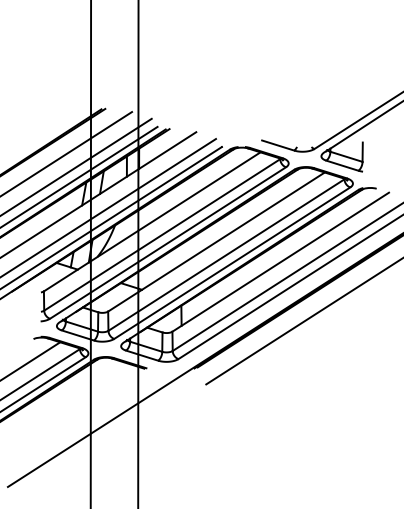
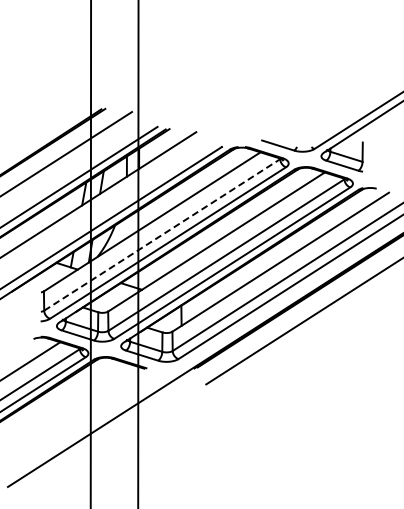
line: present -> none (76, 166)
line: present -> none (109, 207)
line: solid -> dashed (162, 234)
